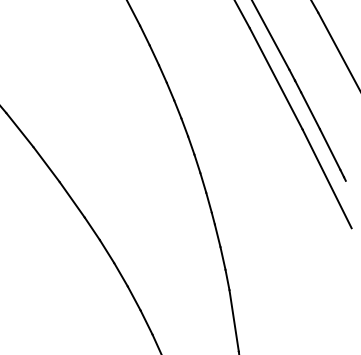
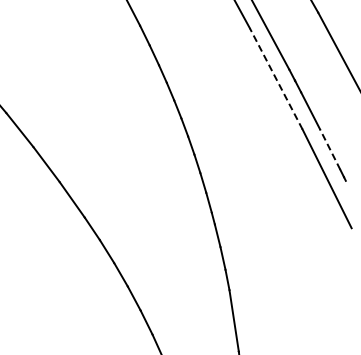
line: solid -> dashed (275, 78)
line: solid -> dashed (330, 149)
